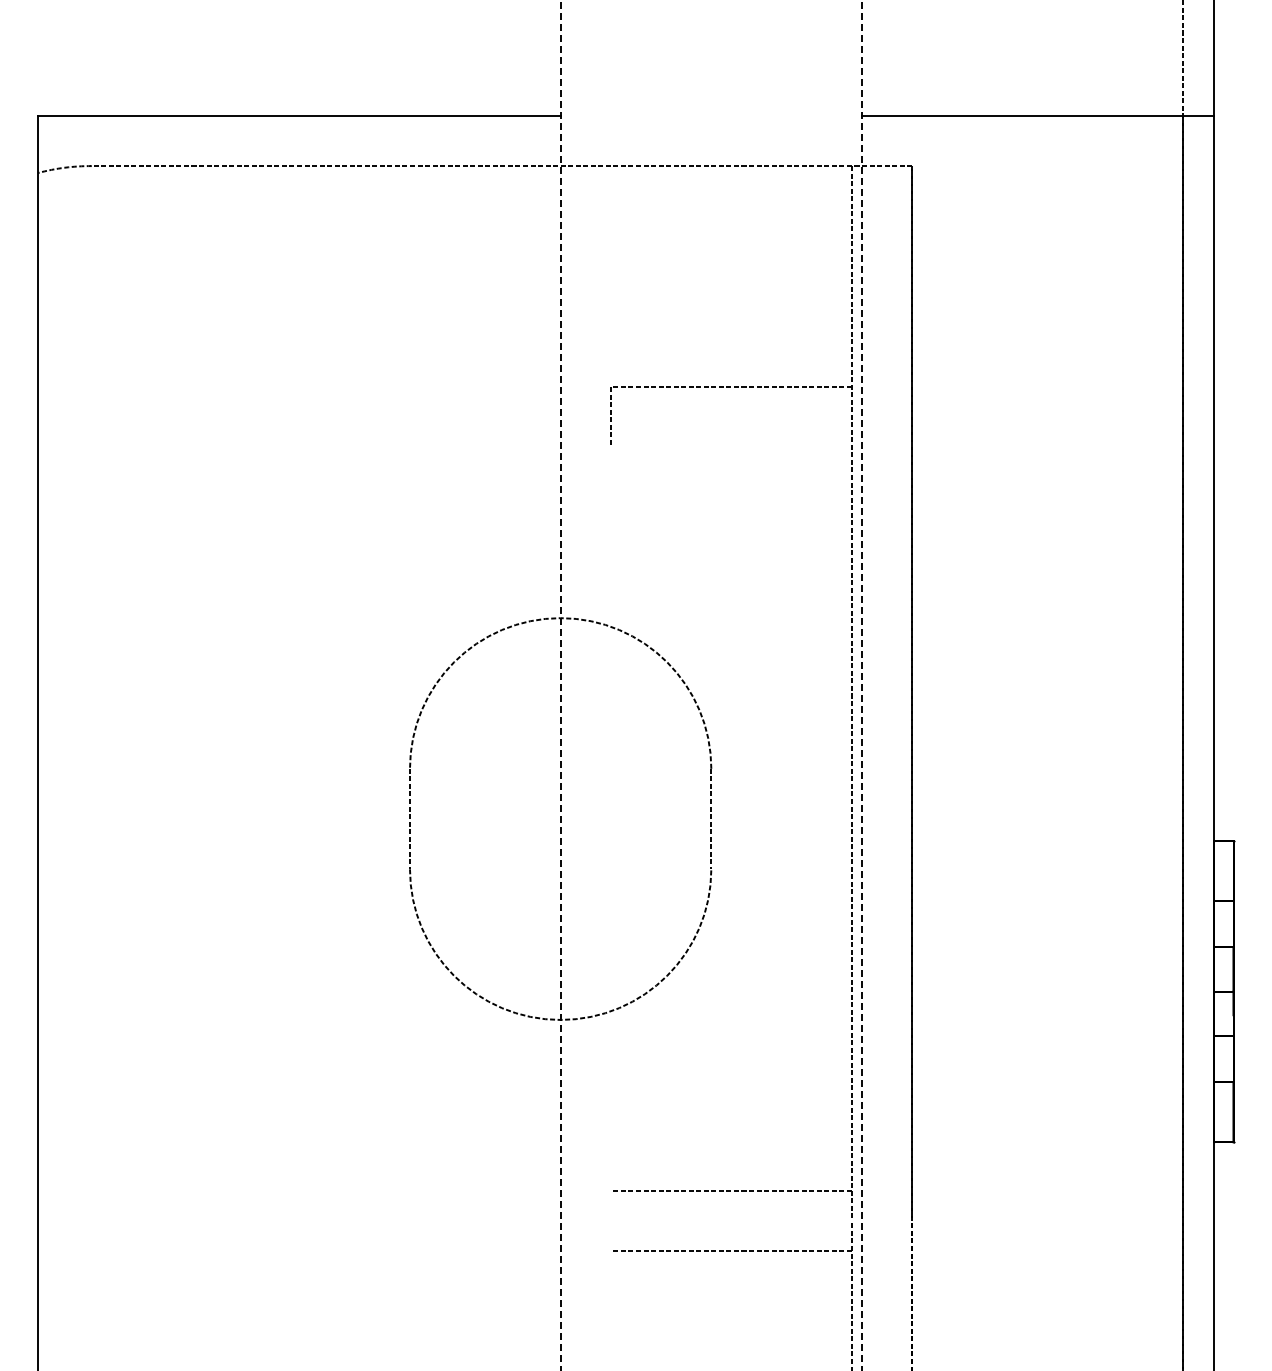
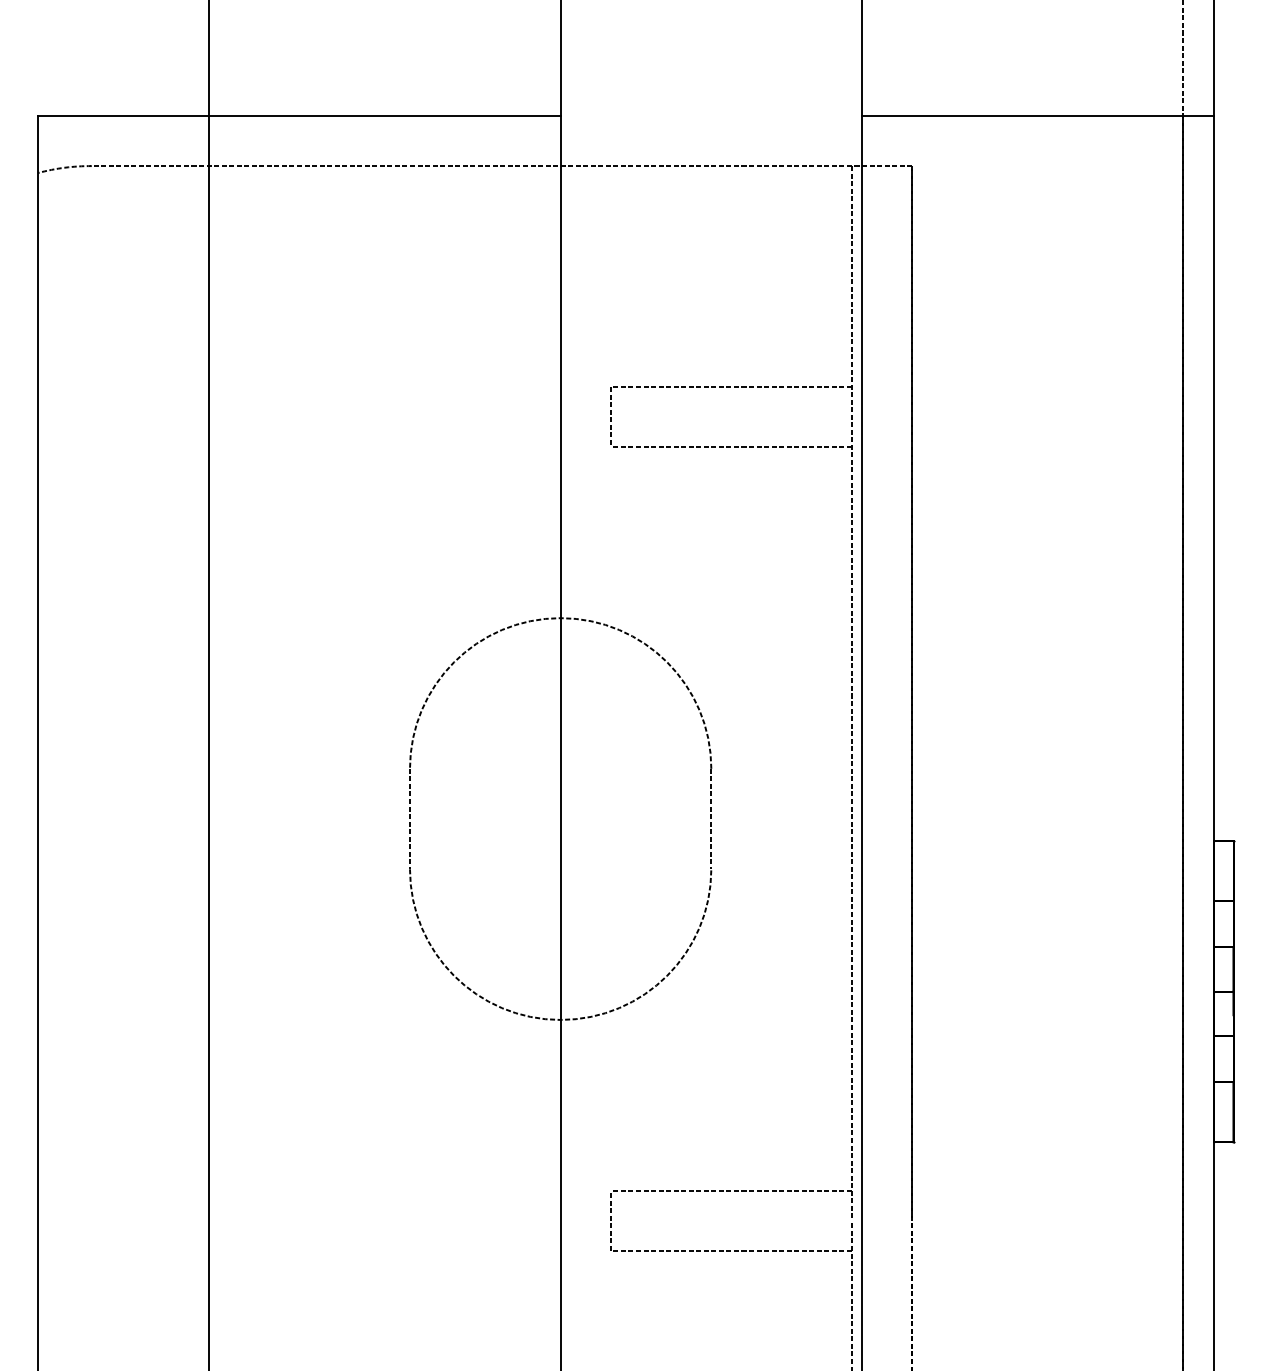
line: none -> present (730, 447)
line: none -> present (209, 684)
line: dashed -> solid (560, 685)
line: dashed -> solid (862, 685)
line: none -> present (610, 1220)
